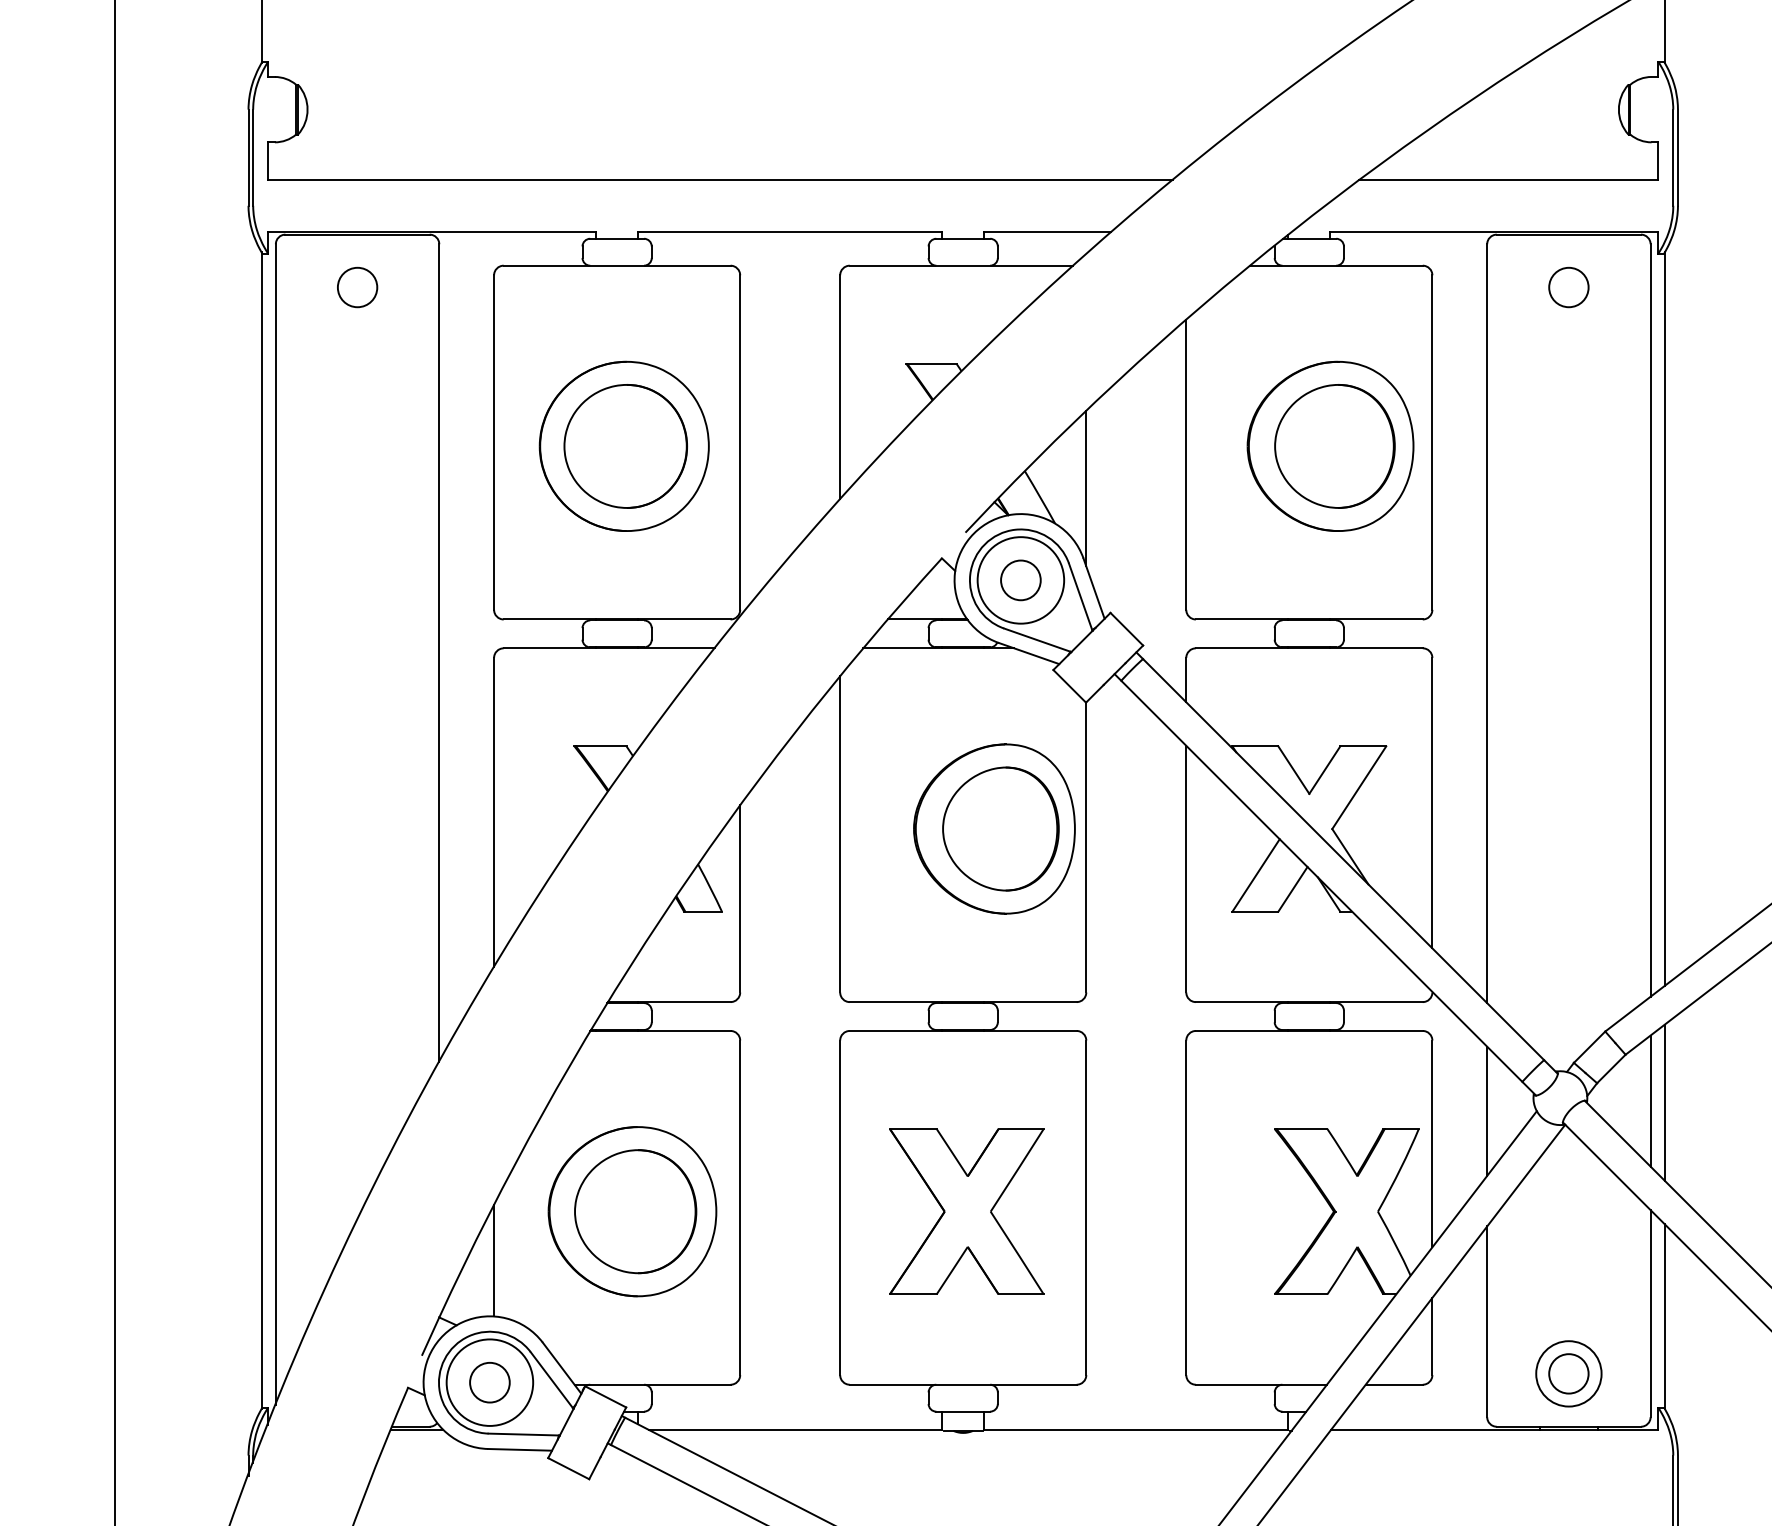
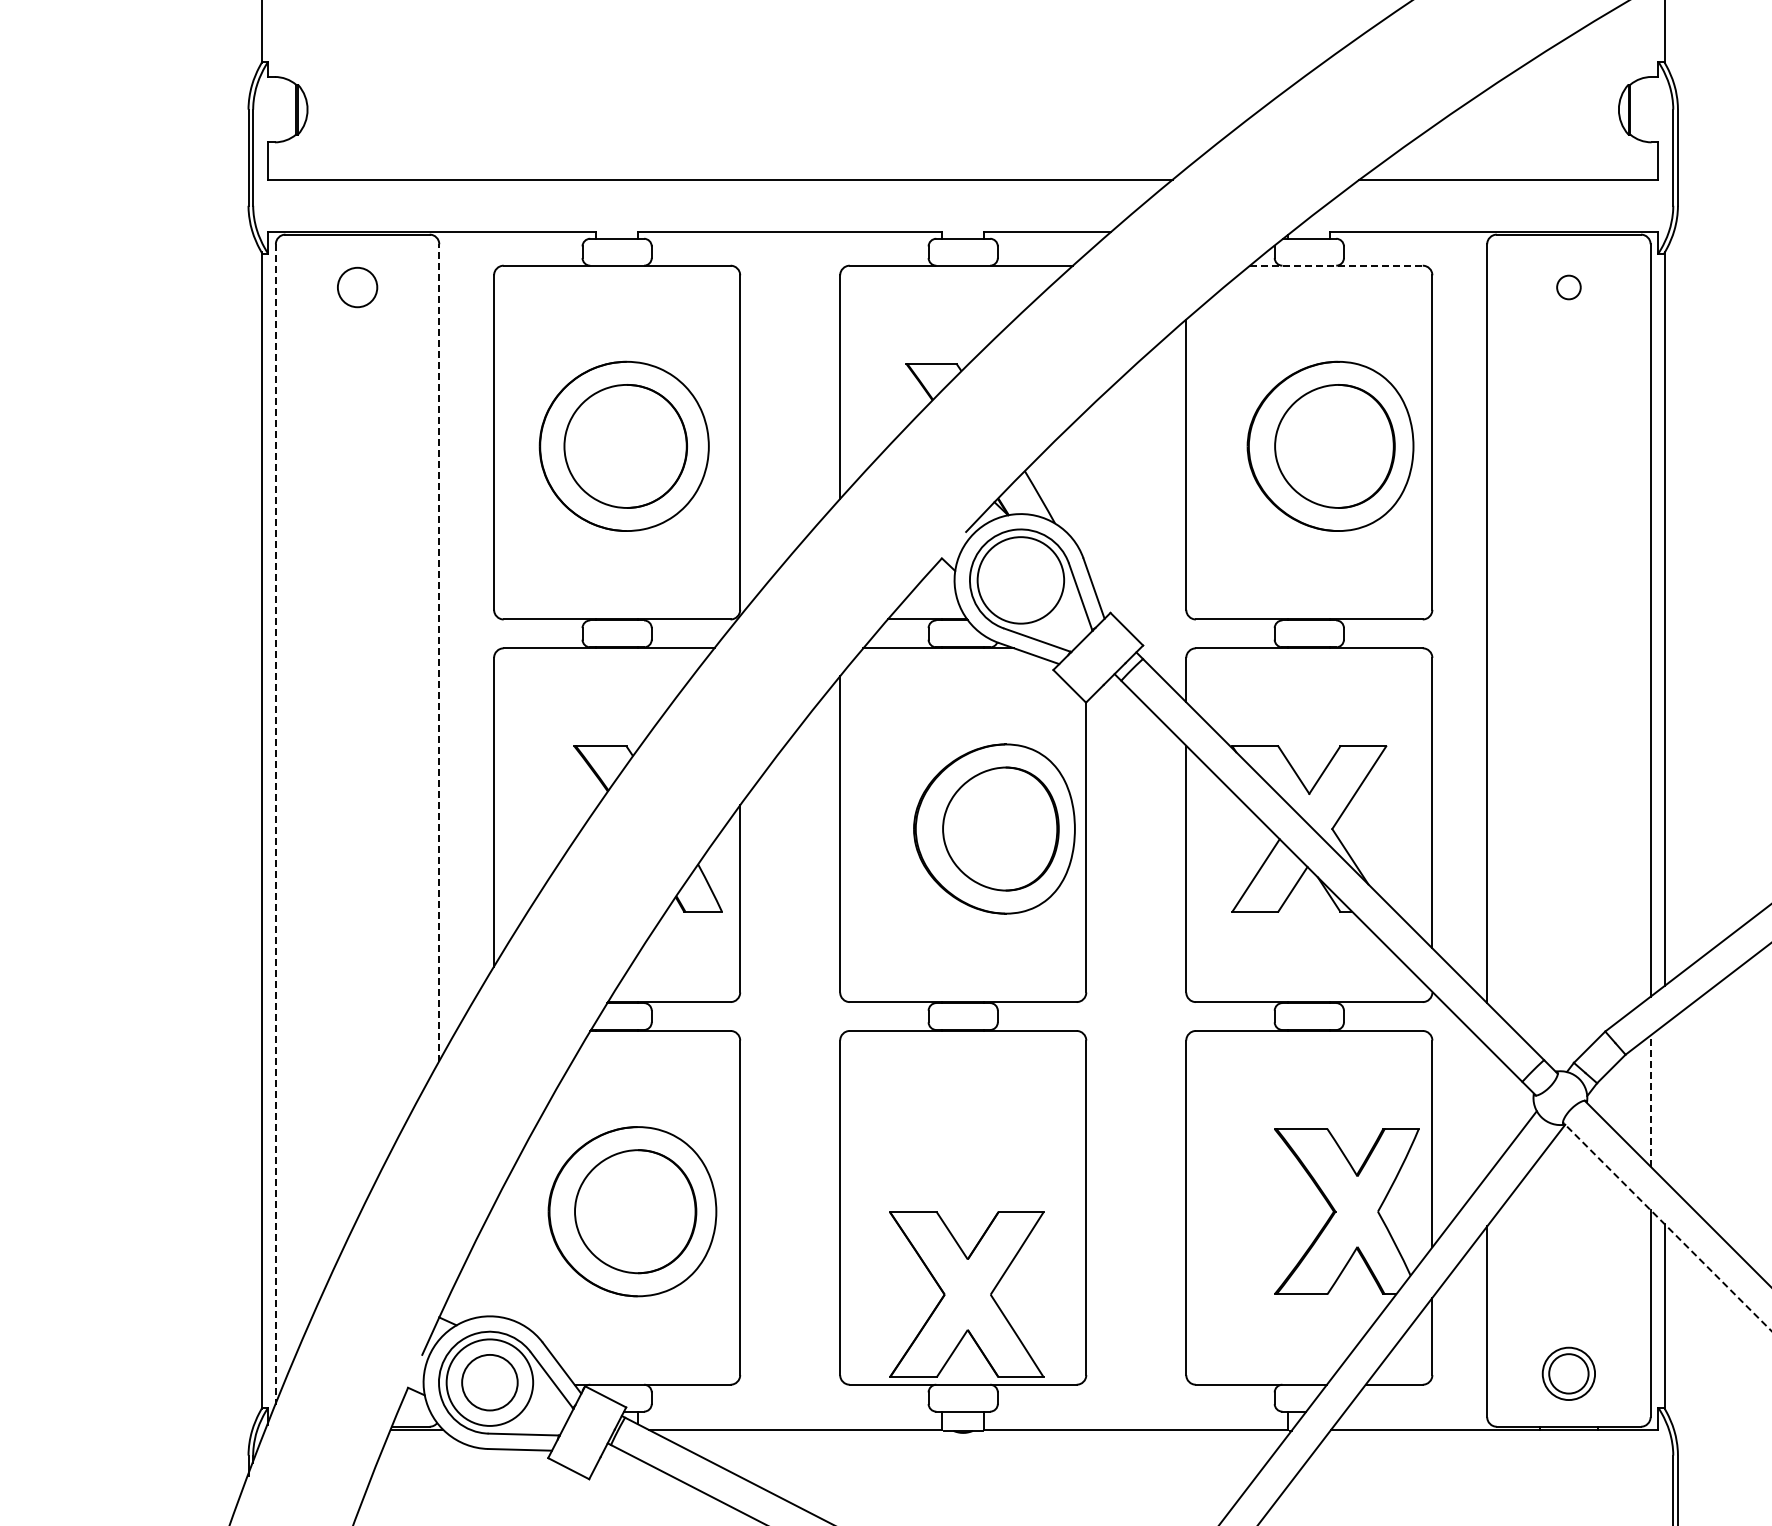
line: solid -> dashed (1336, 265)
circle size: 42x43 px -> 26x27 px (1568, 287)
line: present -> none (1086, 488)
circle: present -> none (1020, 580)
line: solid -> dashed (439, 653)
line: present -> none (115, 762)
line: solid -> dashed (275, 824)
line: solid -> dashed (1650, 1101)
line: present -> none (1664, 1102)
line: present -> none (1487, 1110)
part position: (966, 1211) -> (966, 1294) (966, 1294)
line: solid -> dashed (1666, 1226)
line: present -> none (494, 1260)
circle diameter: 65 px -> 52 px (1568, 1373)
circle diameter: 40 px -> 56 px (489, 1382)
